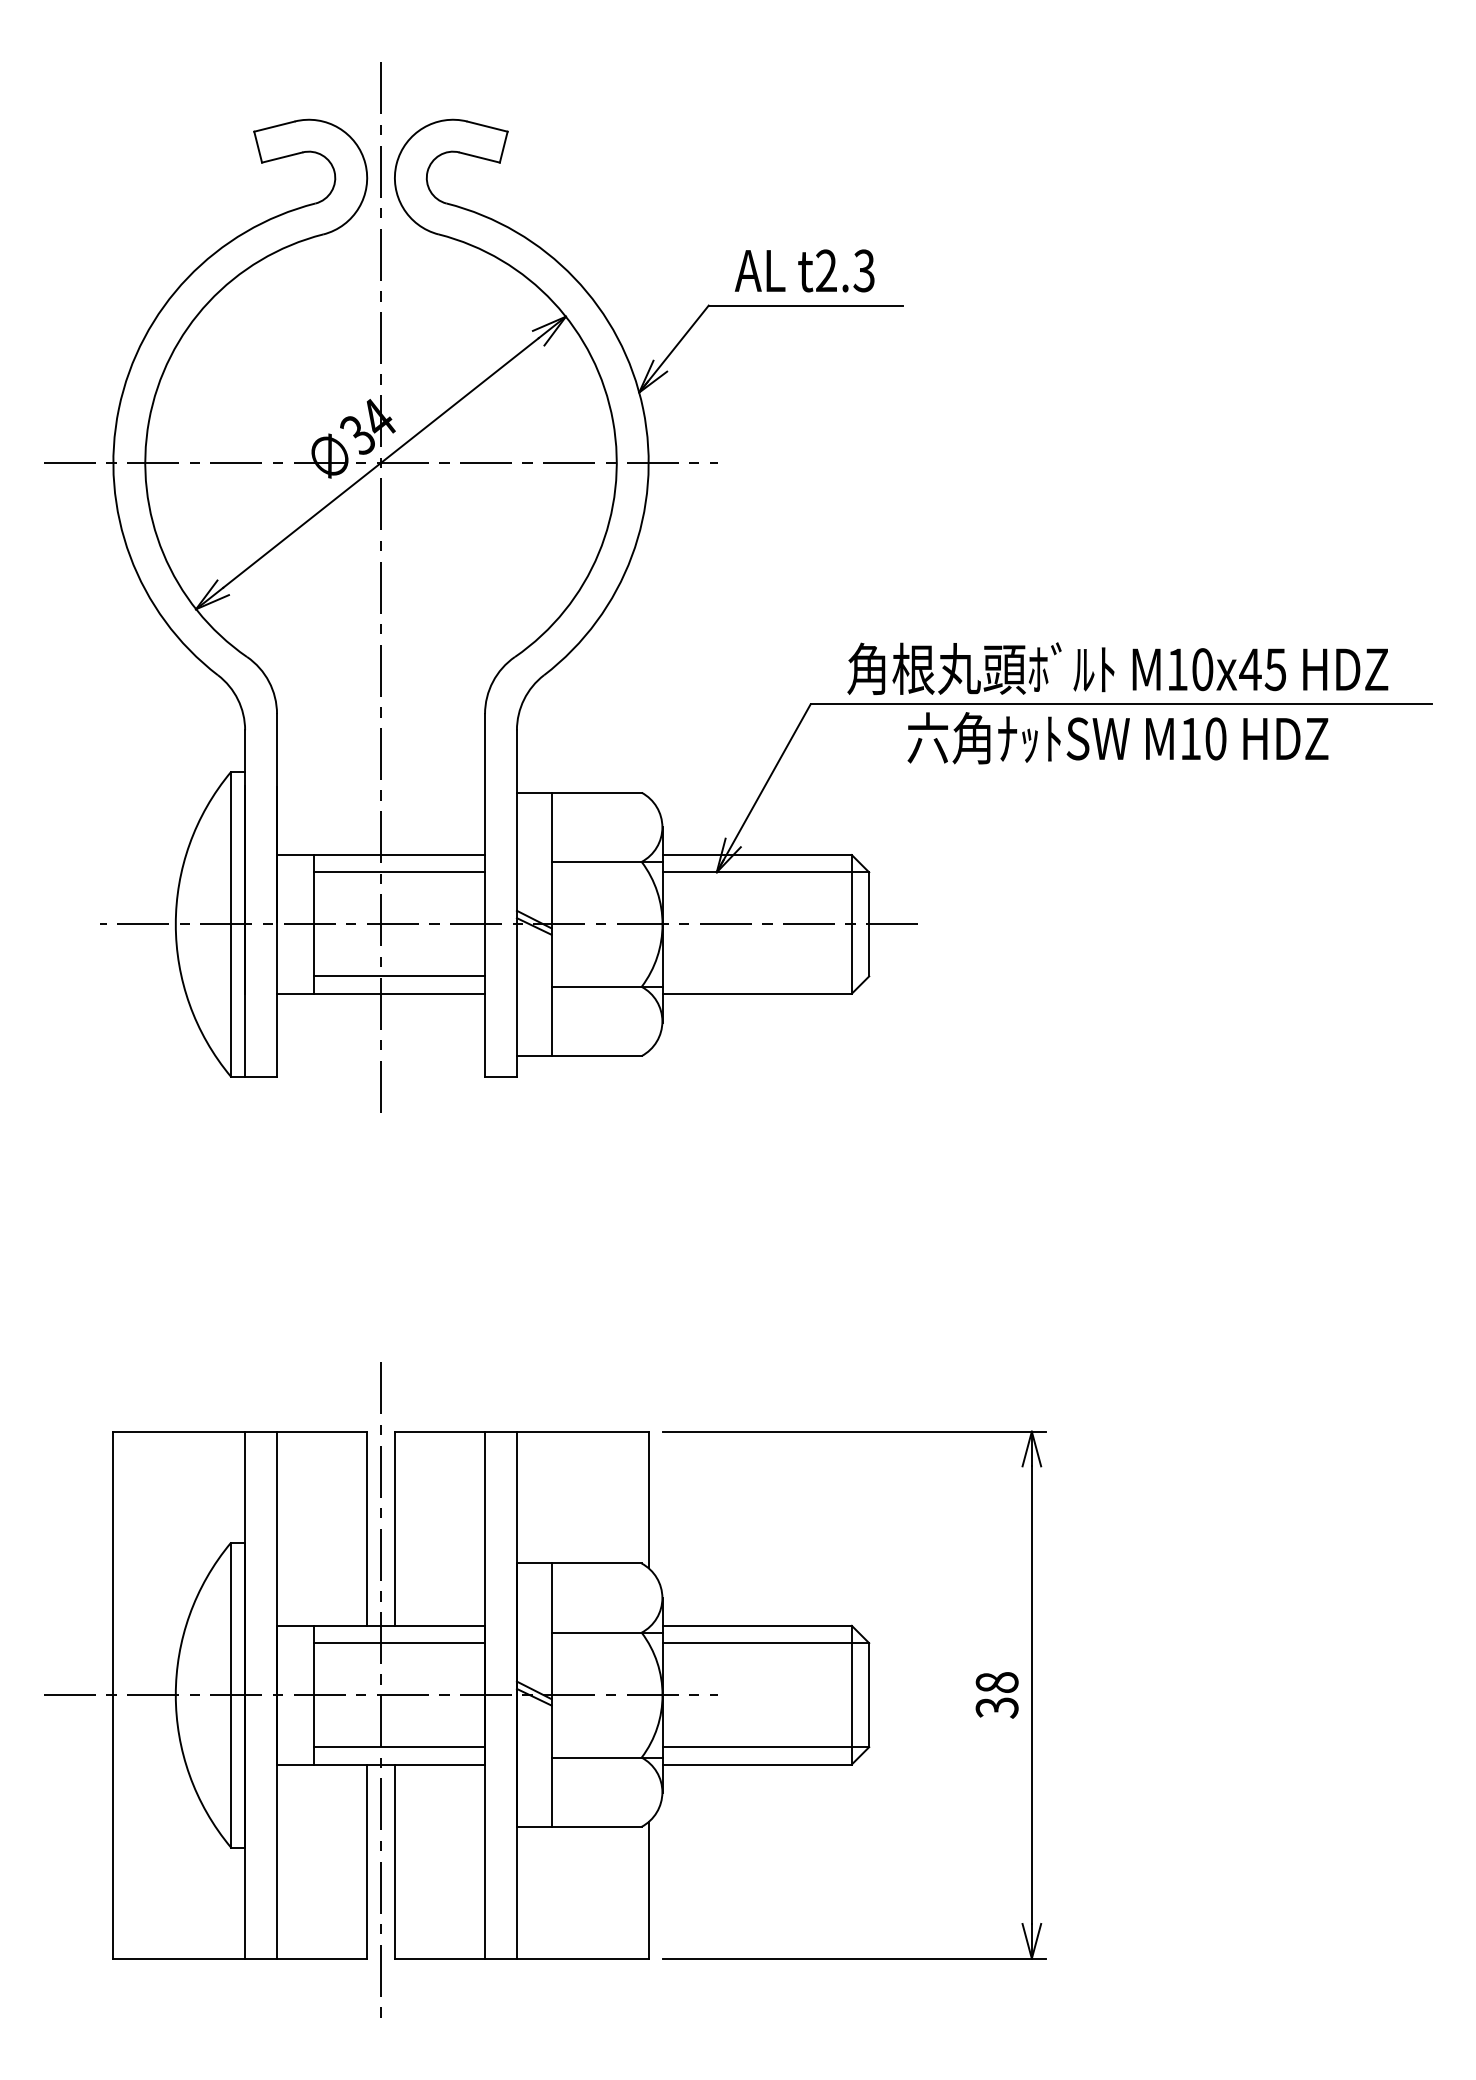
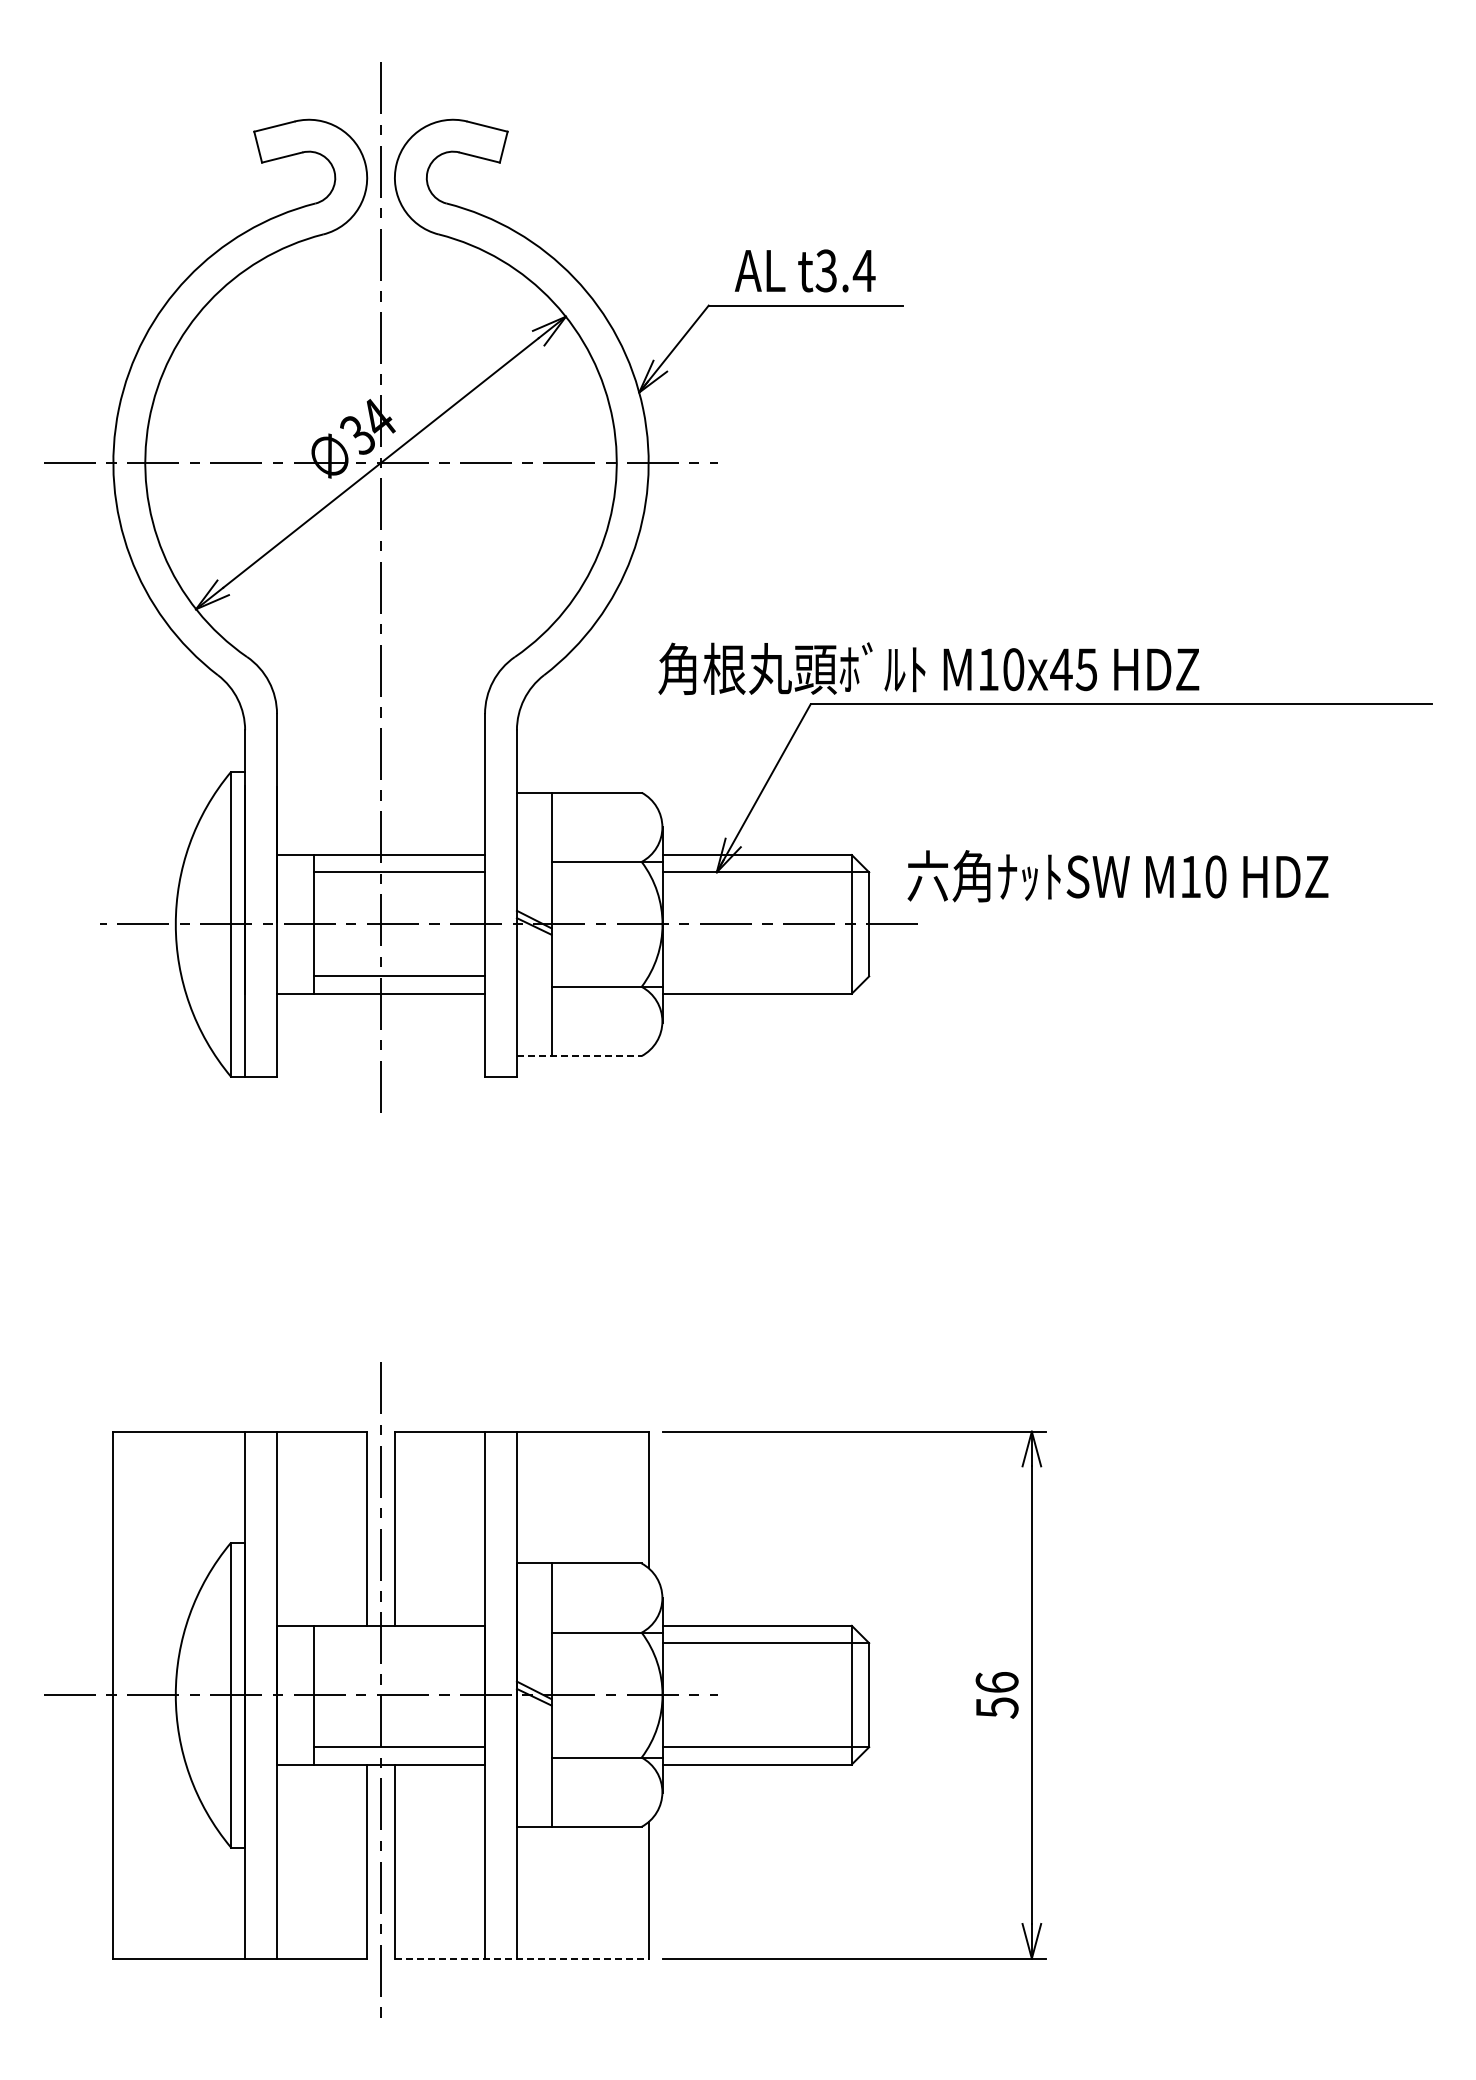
text: t2.3 -> t3.4 (845, 270)
text position: (1117, 668) -> (928, 668) (928, 668)
text position: (1117, 738) -> (1117, 876) (1117, 876)
line: solid -> dashed (579, 1056)
line: present -> none (399, 1643)
text: 38 -> 56 (996, 1695)
line: solid -> dashed (521, 1958)
